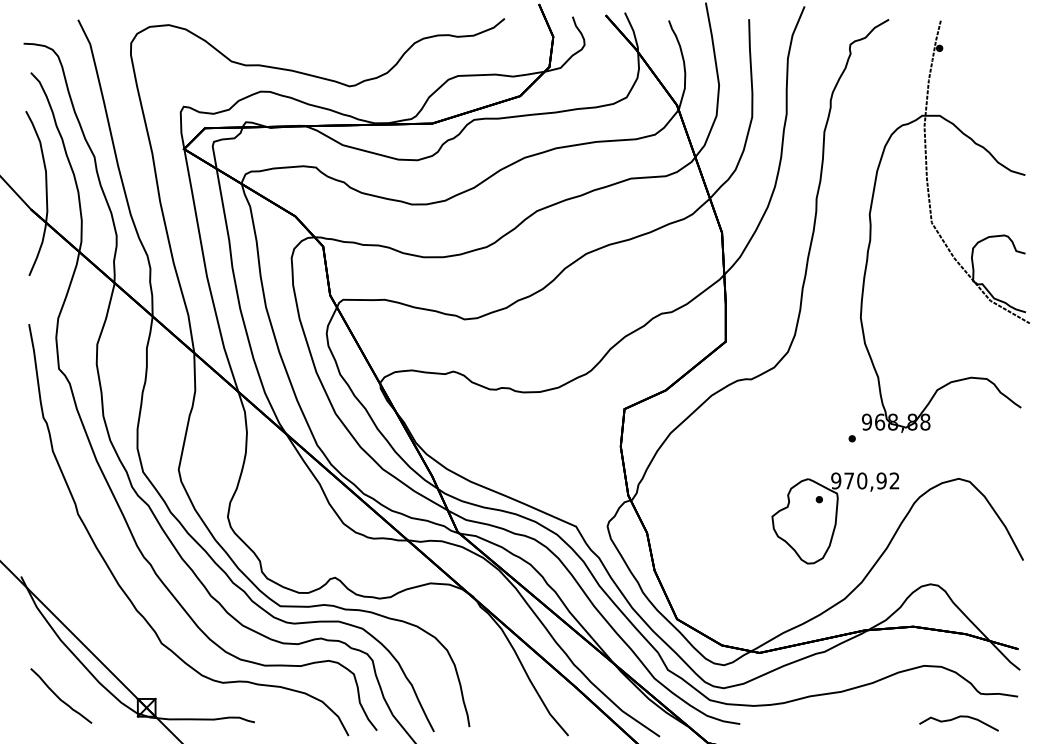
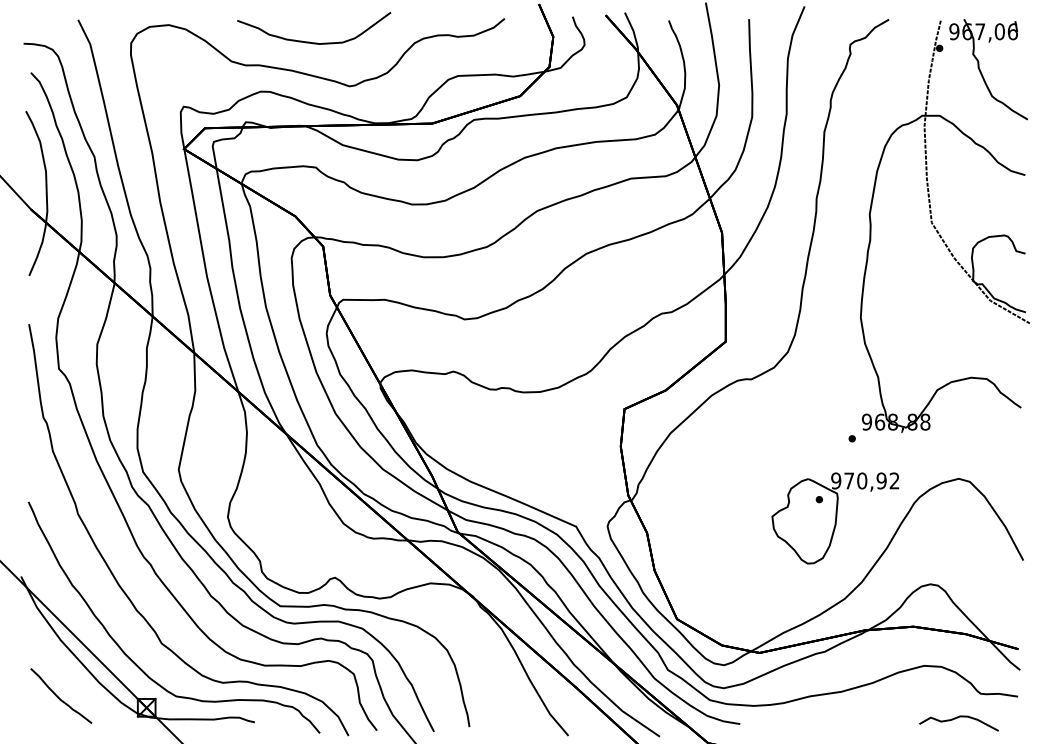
curve: none -> present (309, 41)
part: none -> present (982, 73)
curve: none -> present (131, 658)
